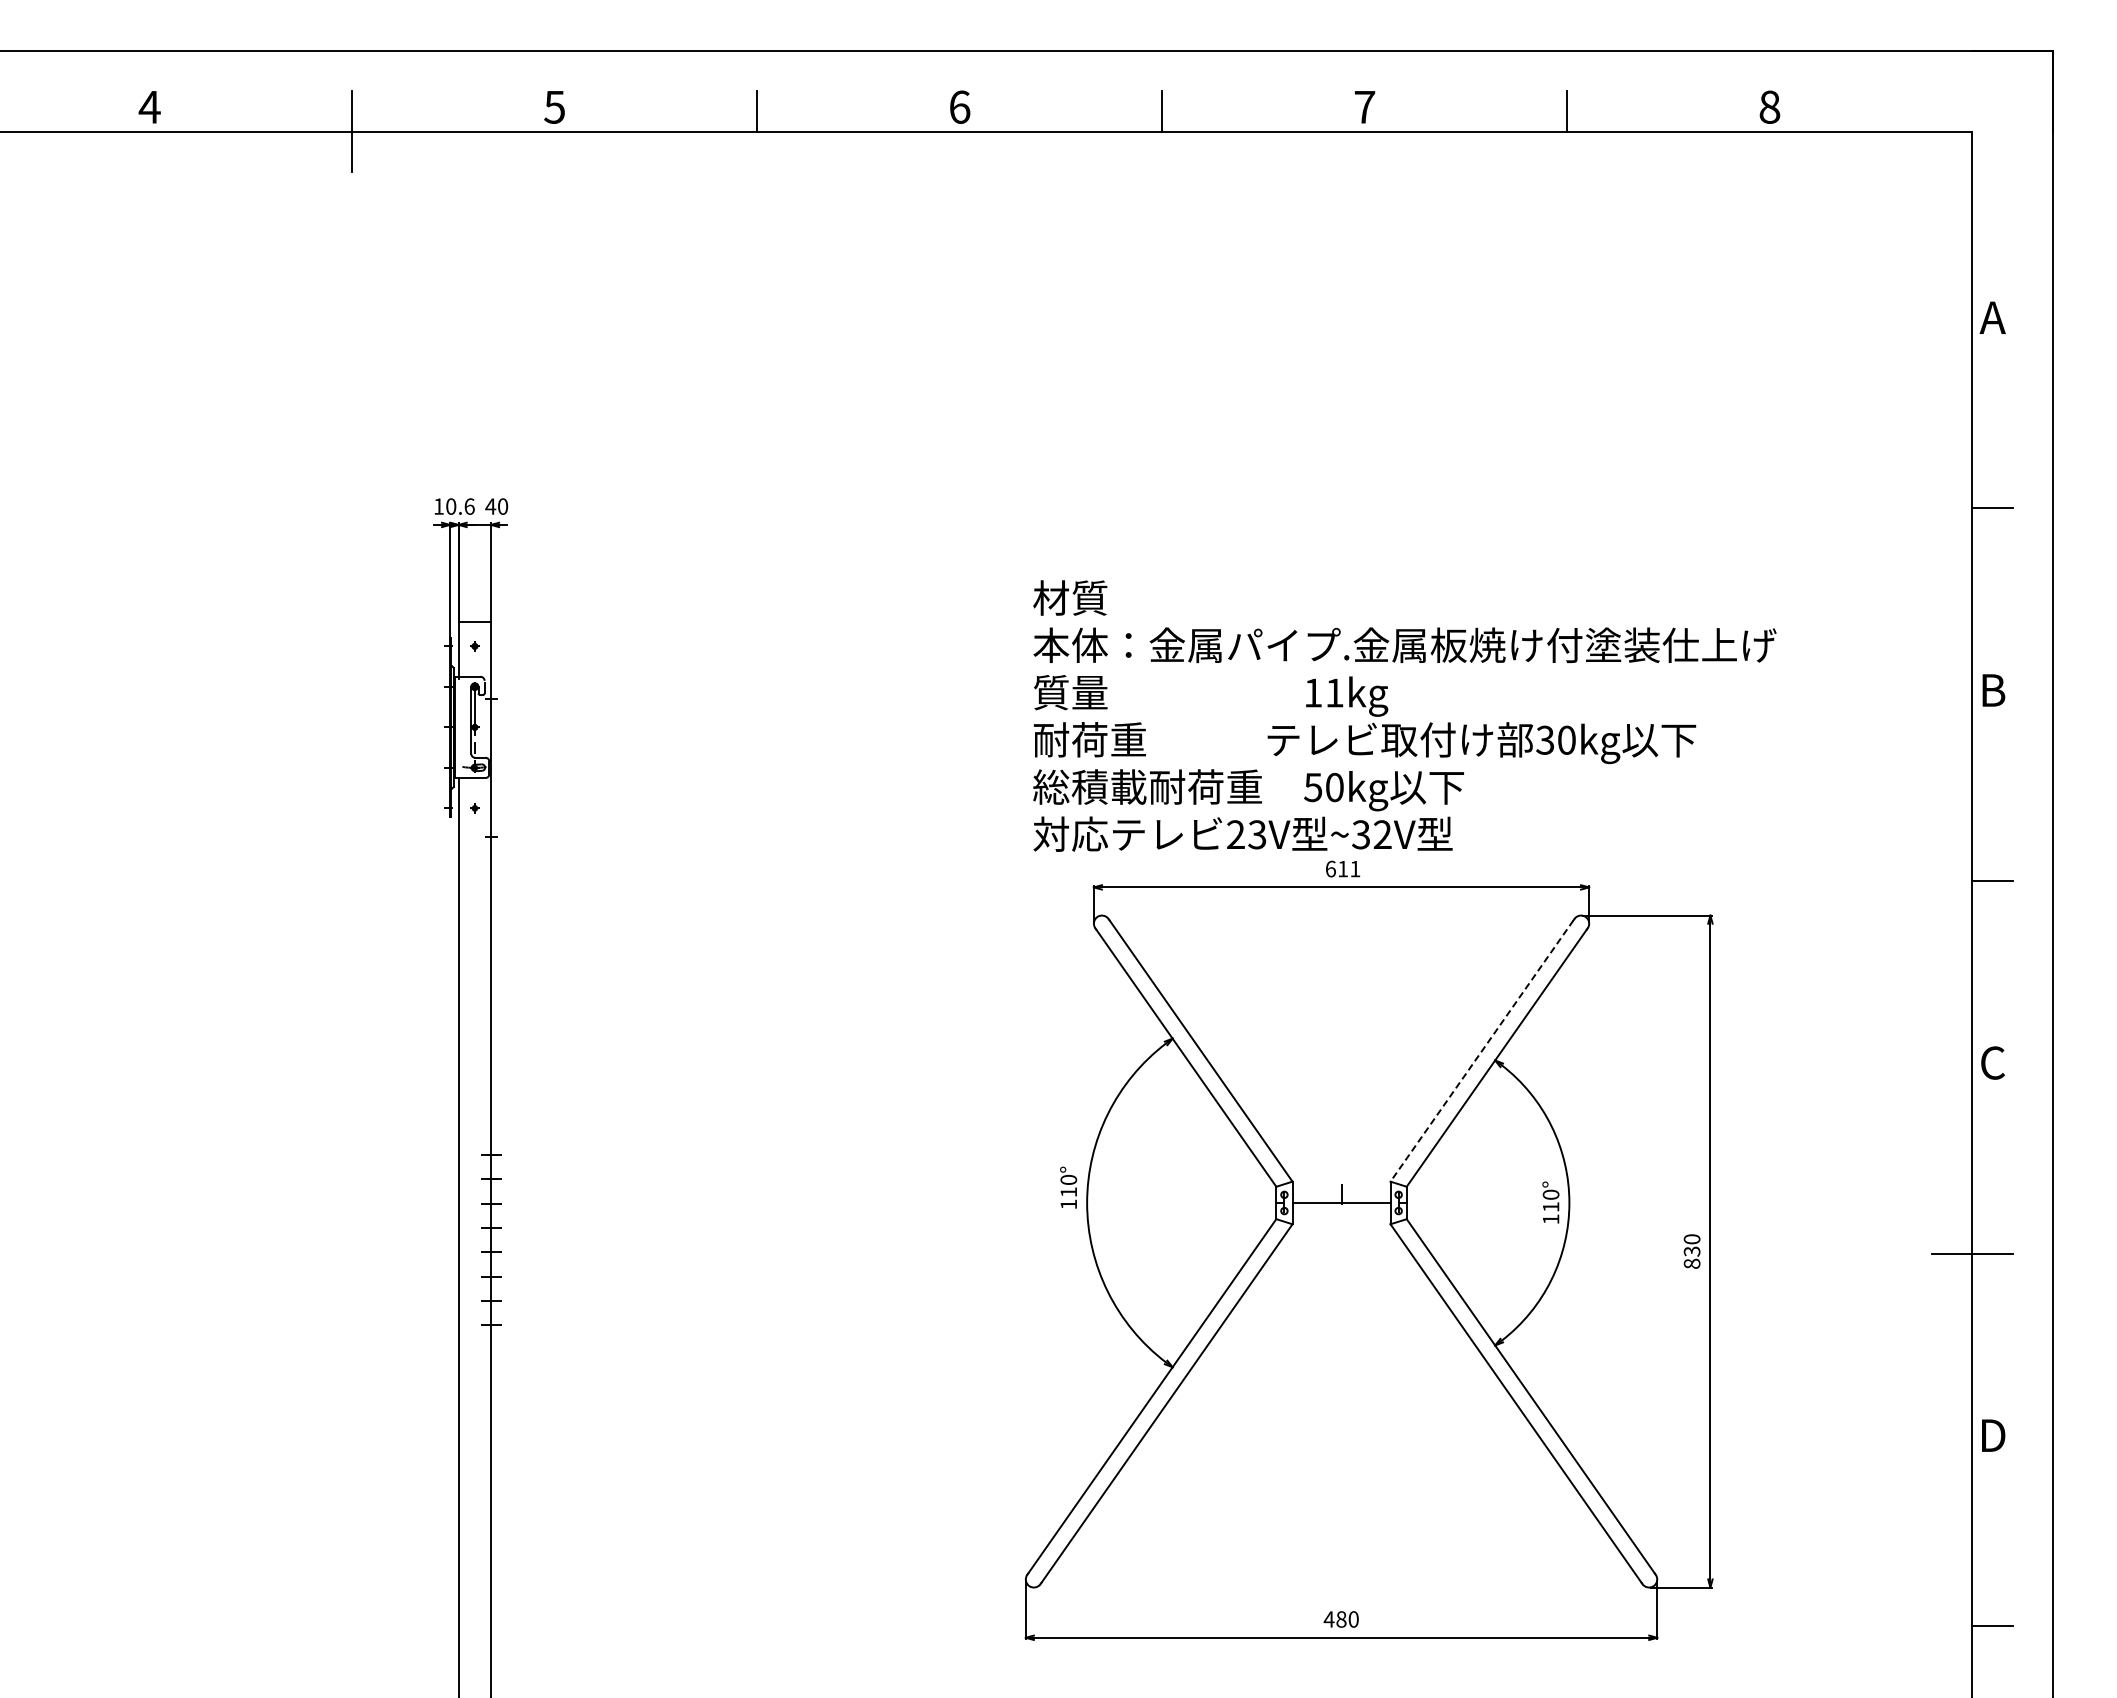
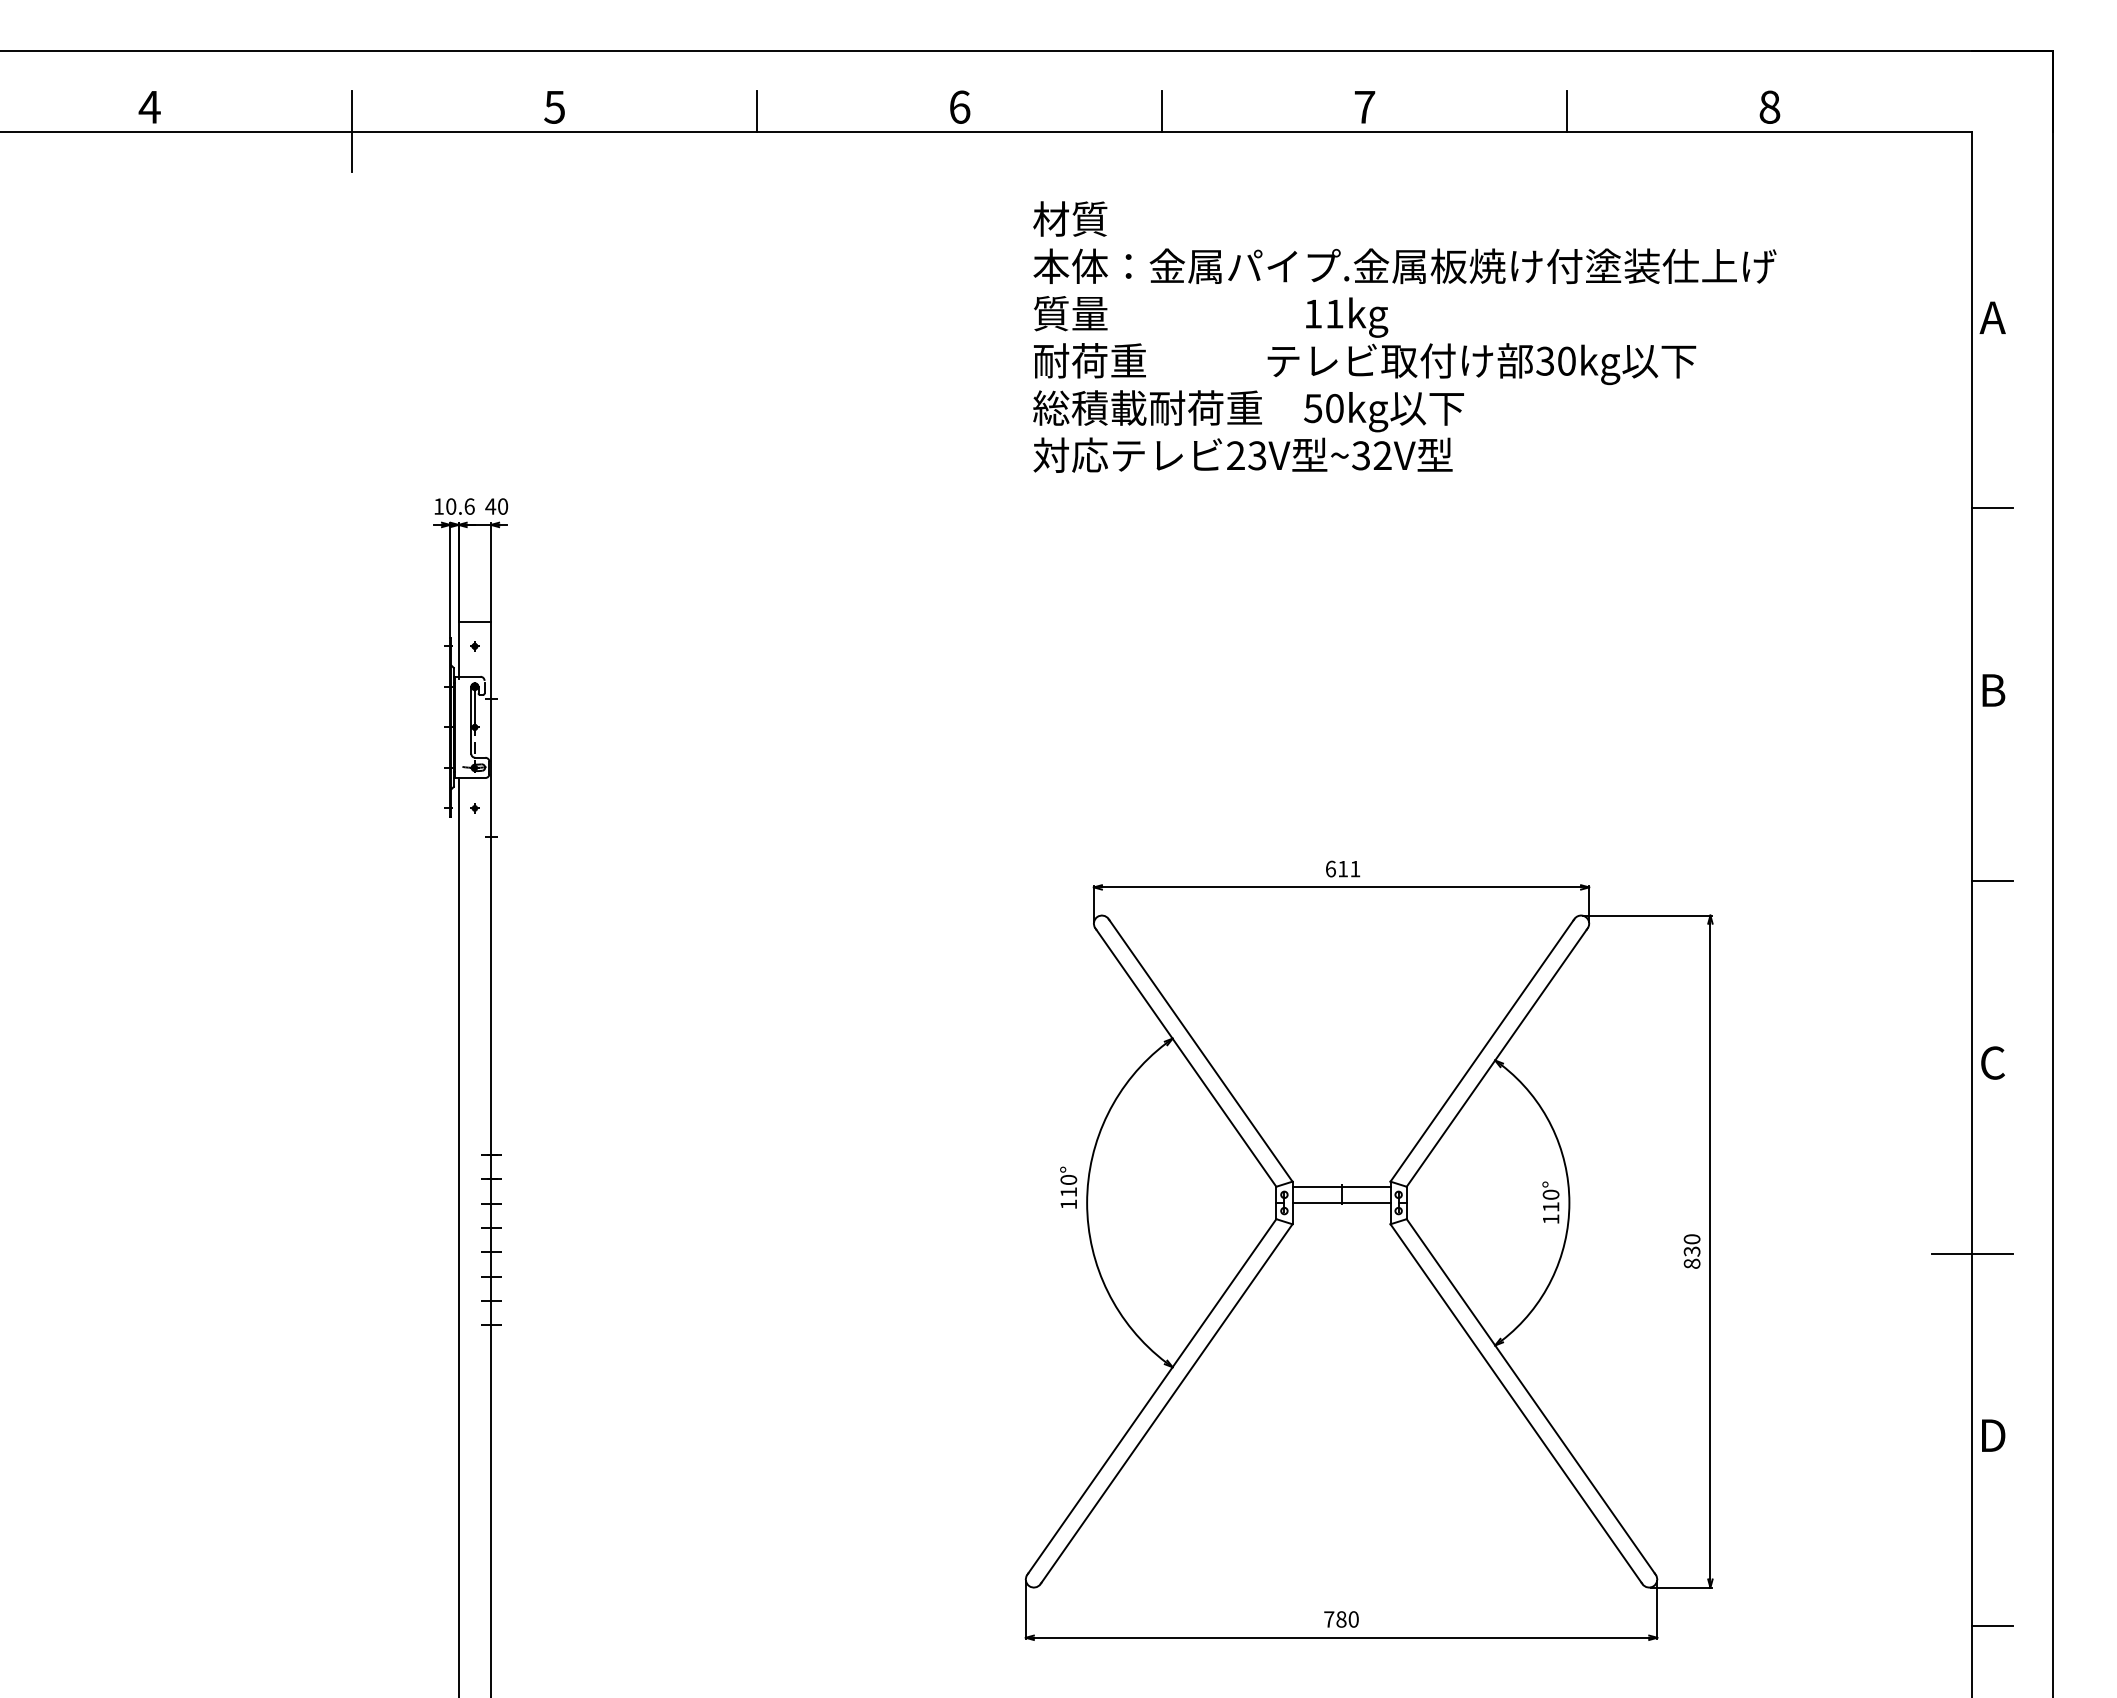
text position: (1404, 715) -> (1404, 336) (1404, 336)
line: dashed -> solid (1482, 1051)
line: none -> present (1341, 1186)
text: 480 -> 780 (1328, 1619)
